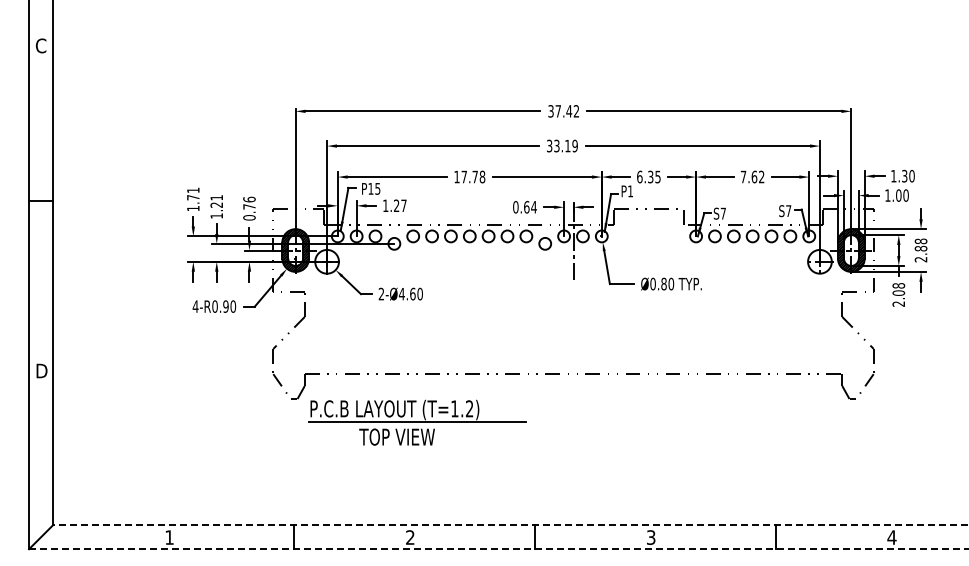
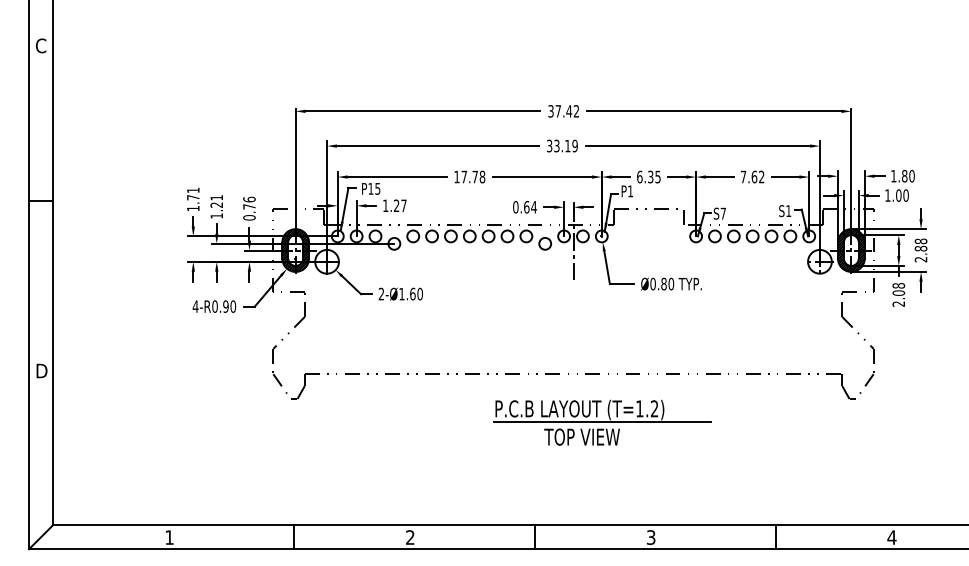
text: 1.30 -> 1.80 (904, 176)
text: S7 -> S1 (788, 210)
text: 2-Ø4.60 -> 2-Ø1.60 (401, 294)
part position: (417, 422) -> (602, 422) (602, 422)
line: dashed -> solid (511, 525)
line: dashed -> solid (498, 549)
